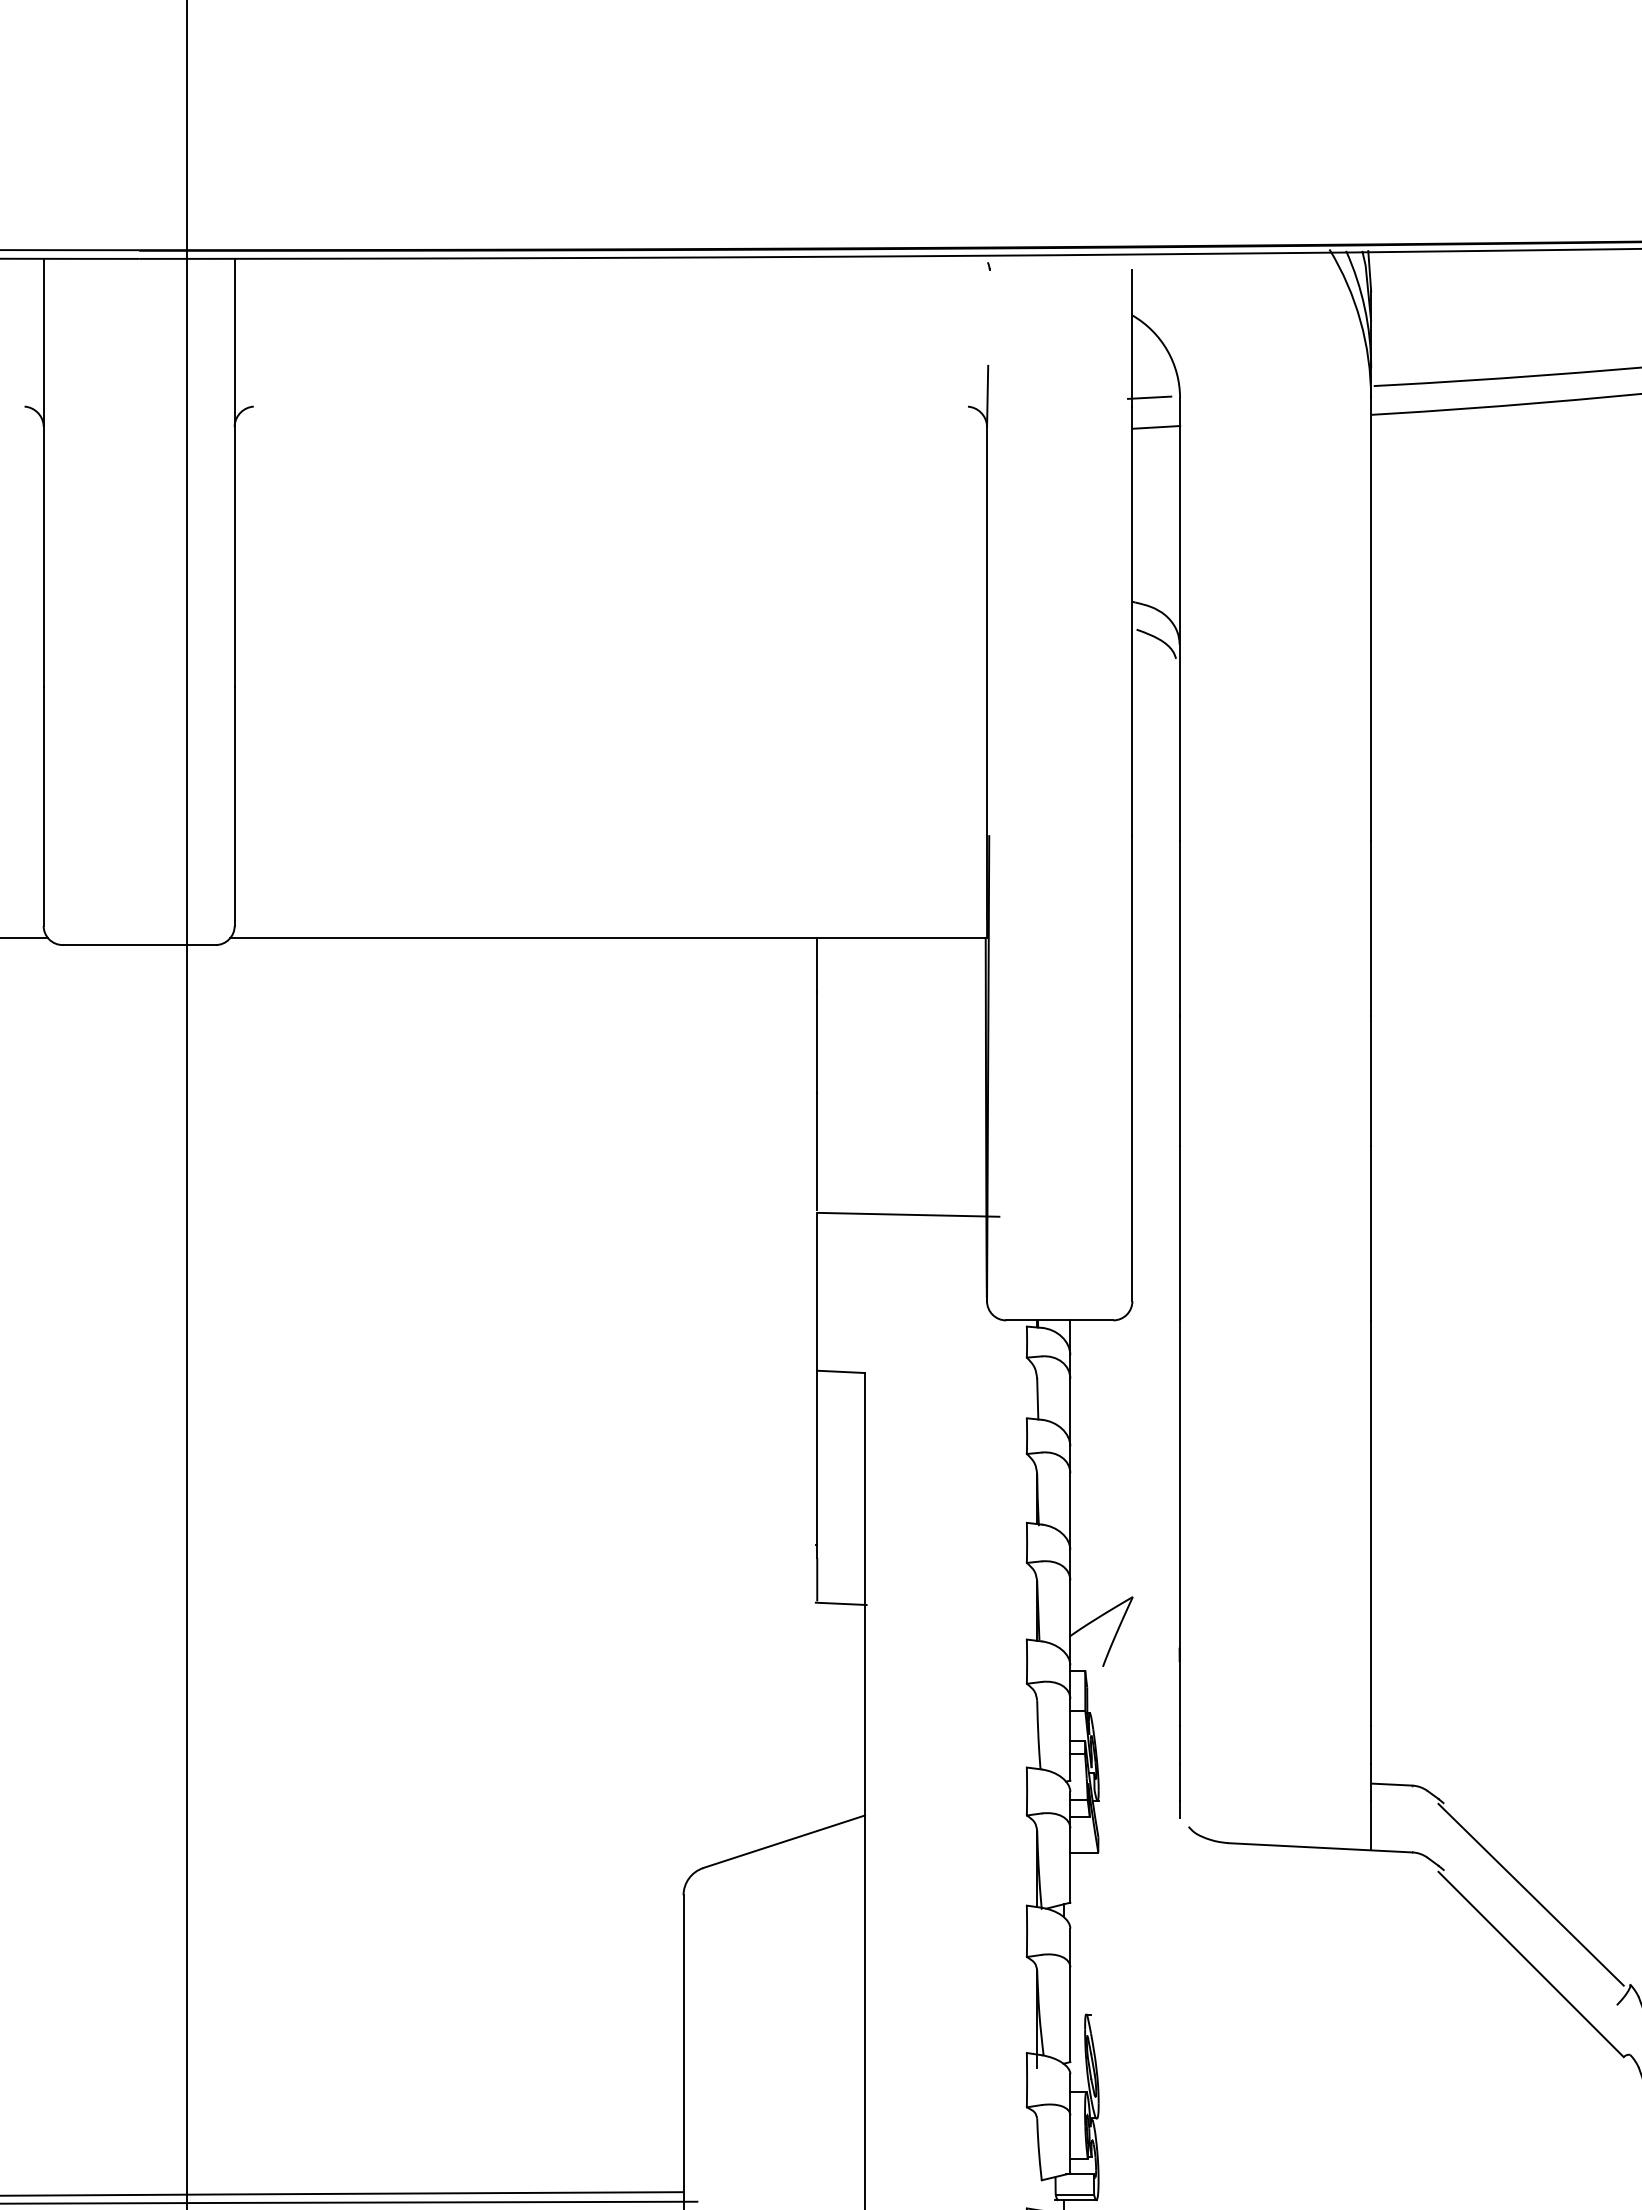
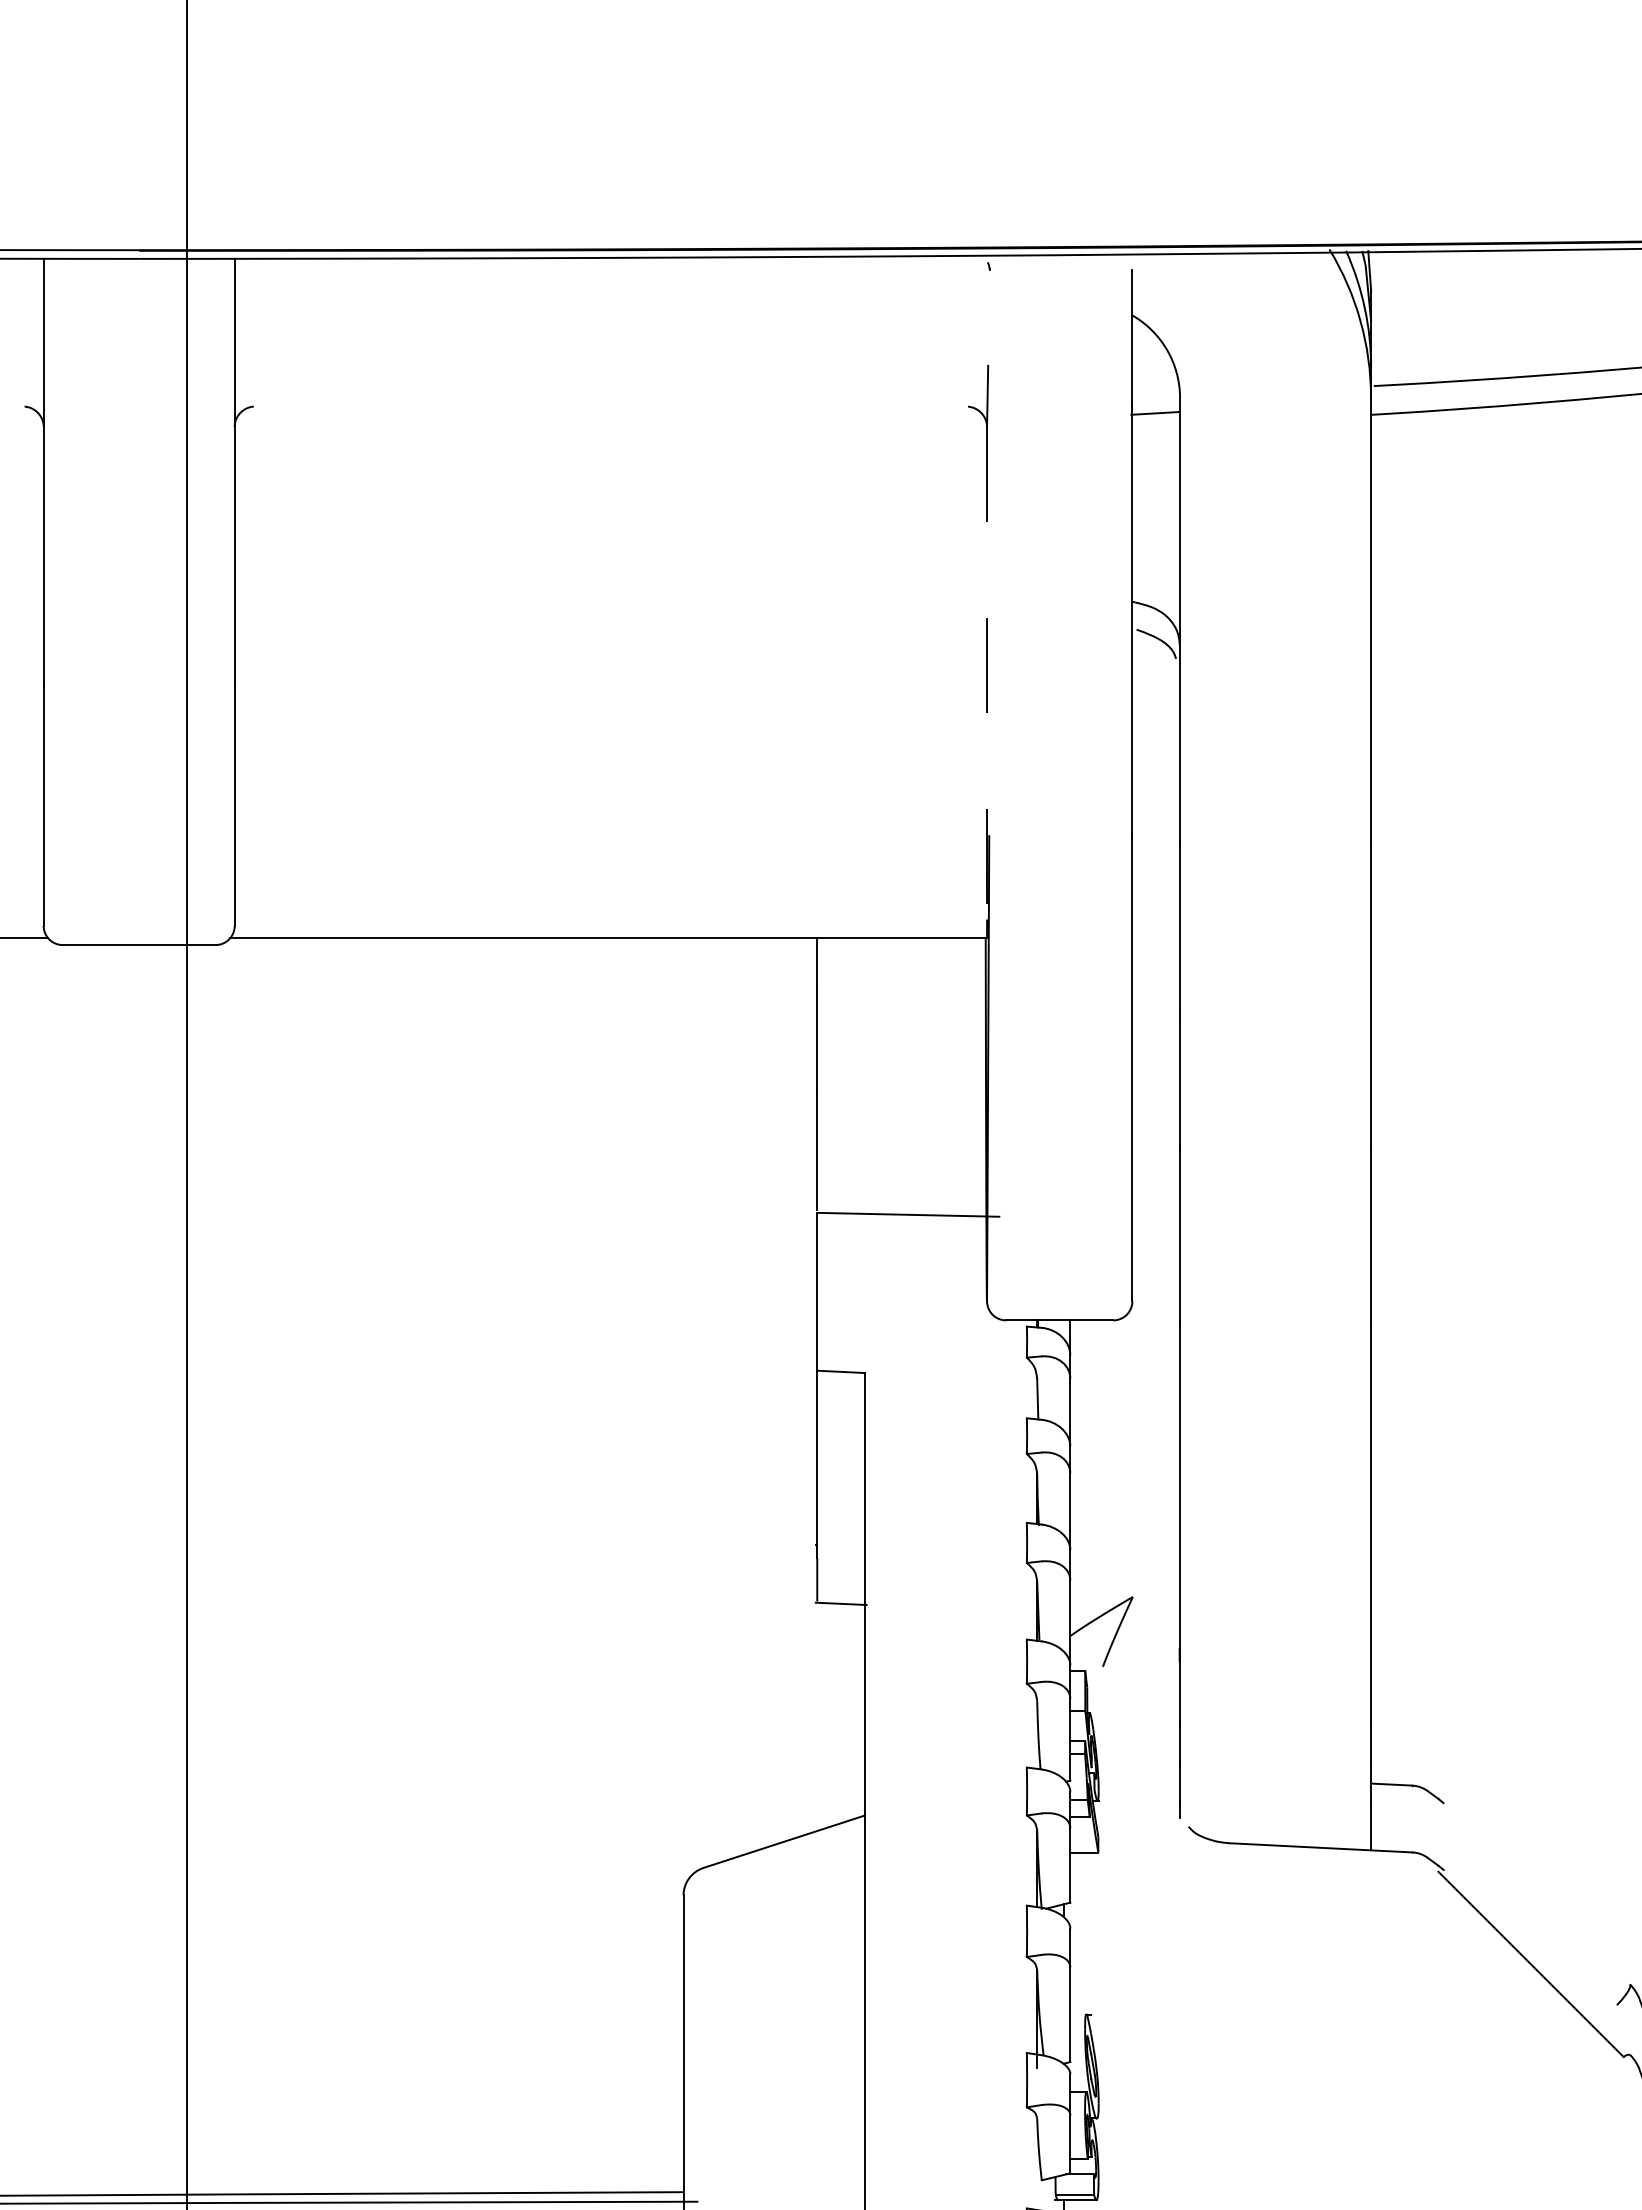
line: present -> none (1149, 397)
line position: (1156, 427) -> (1155, 413) (1155, 413)
line: solid -> dashed (987, 673)
line: present -> none (1530, 1894)
